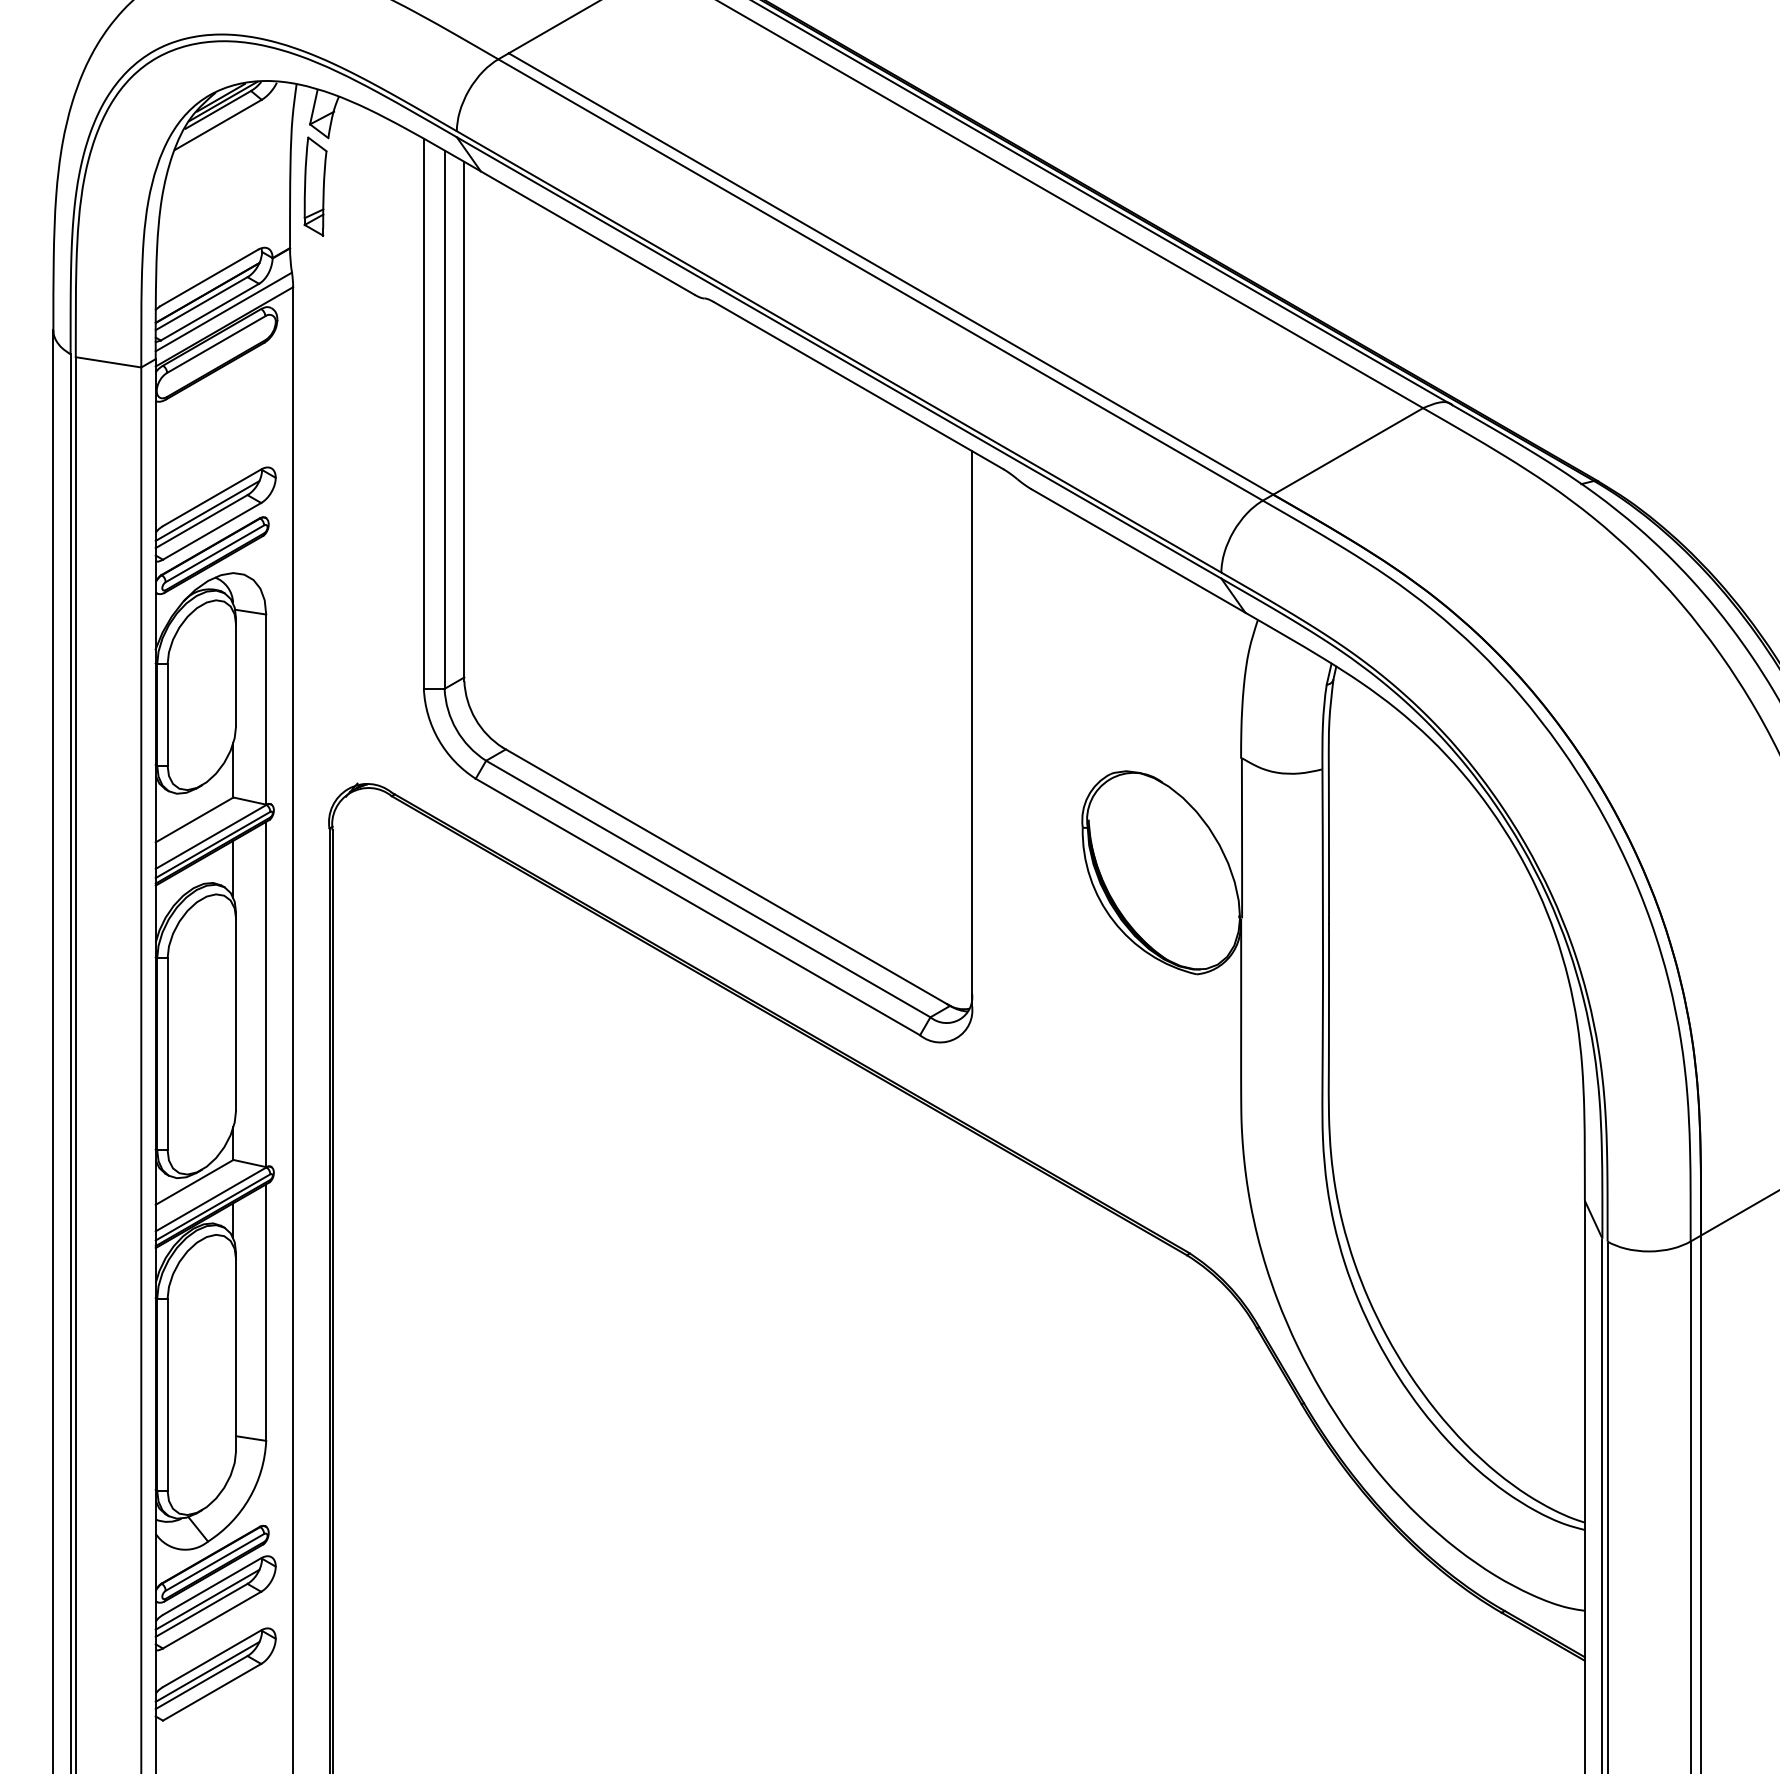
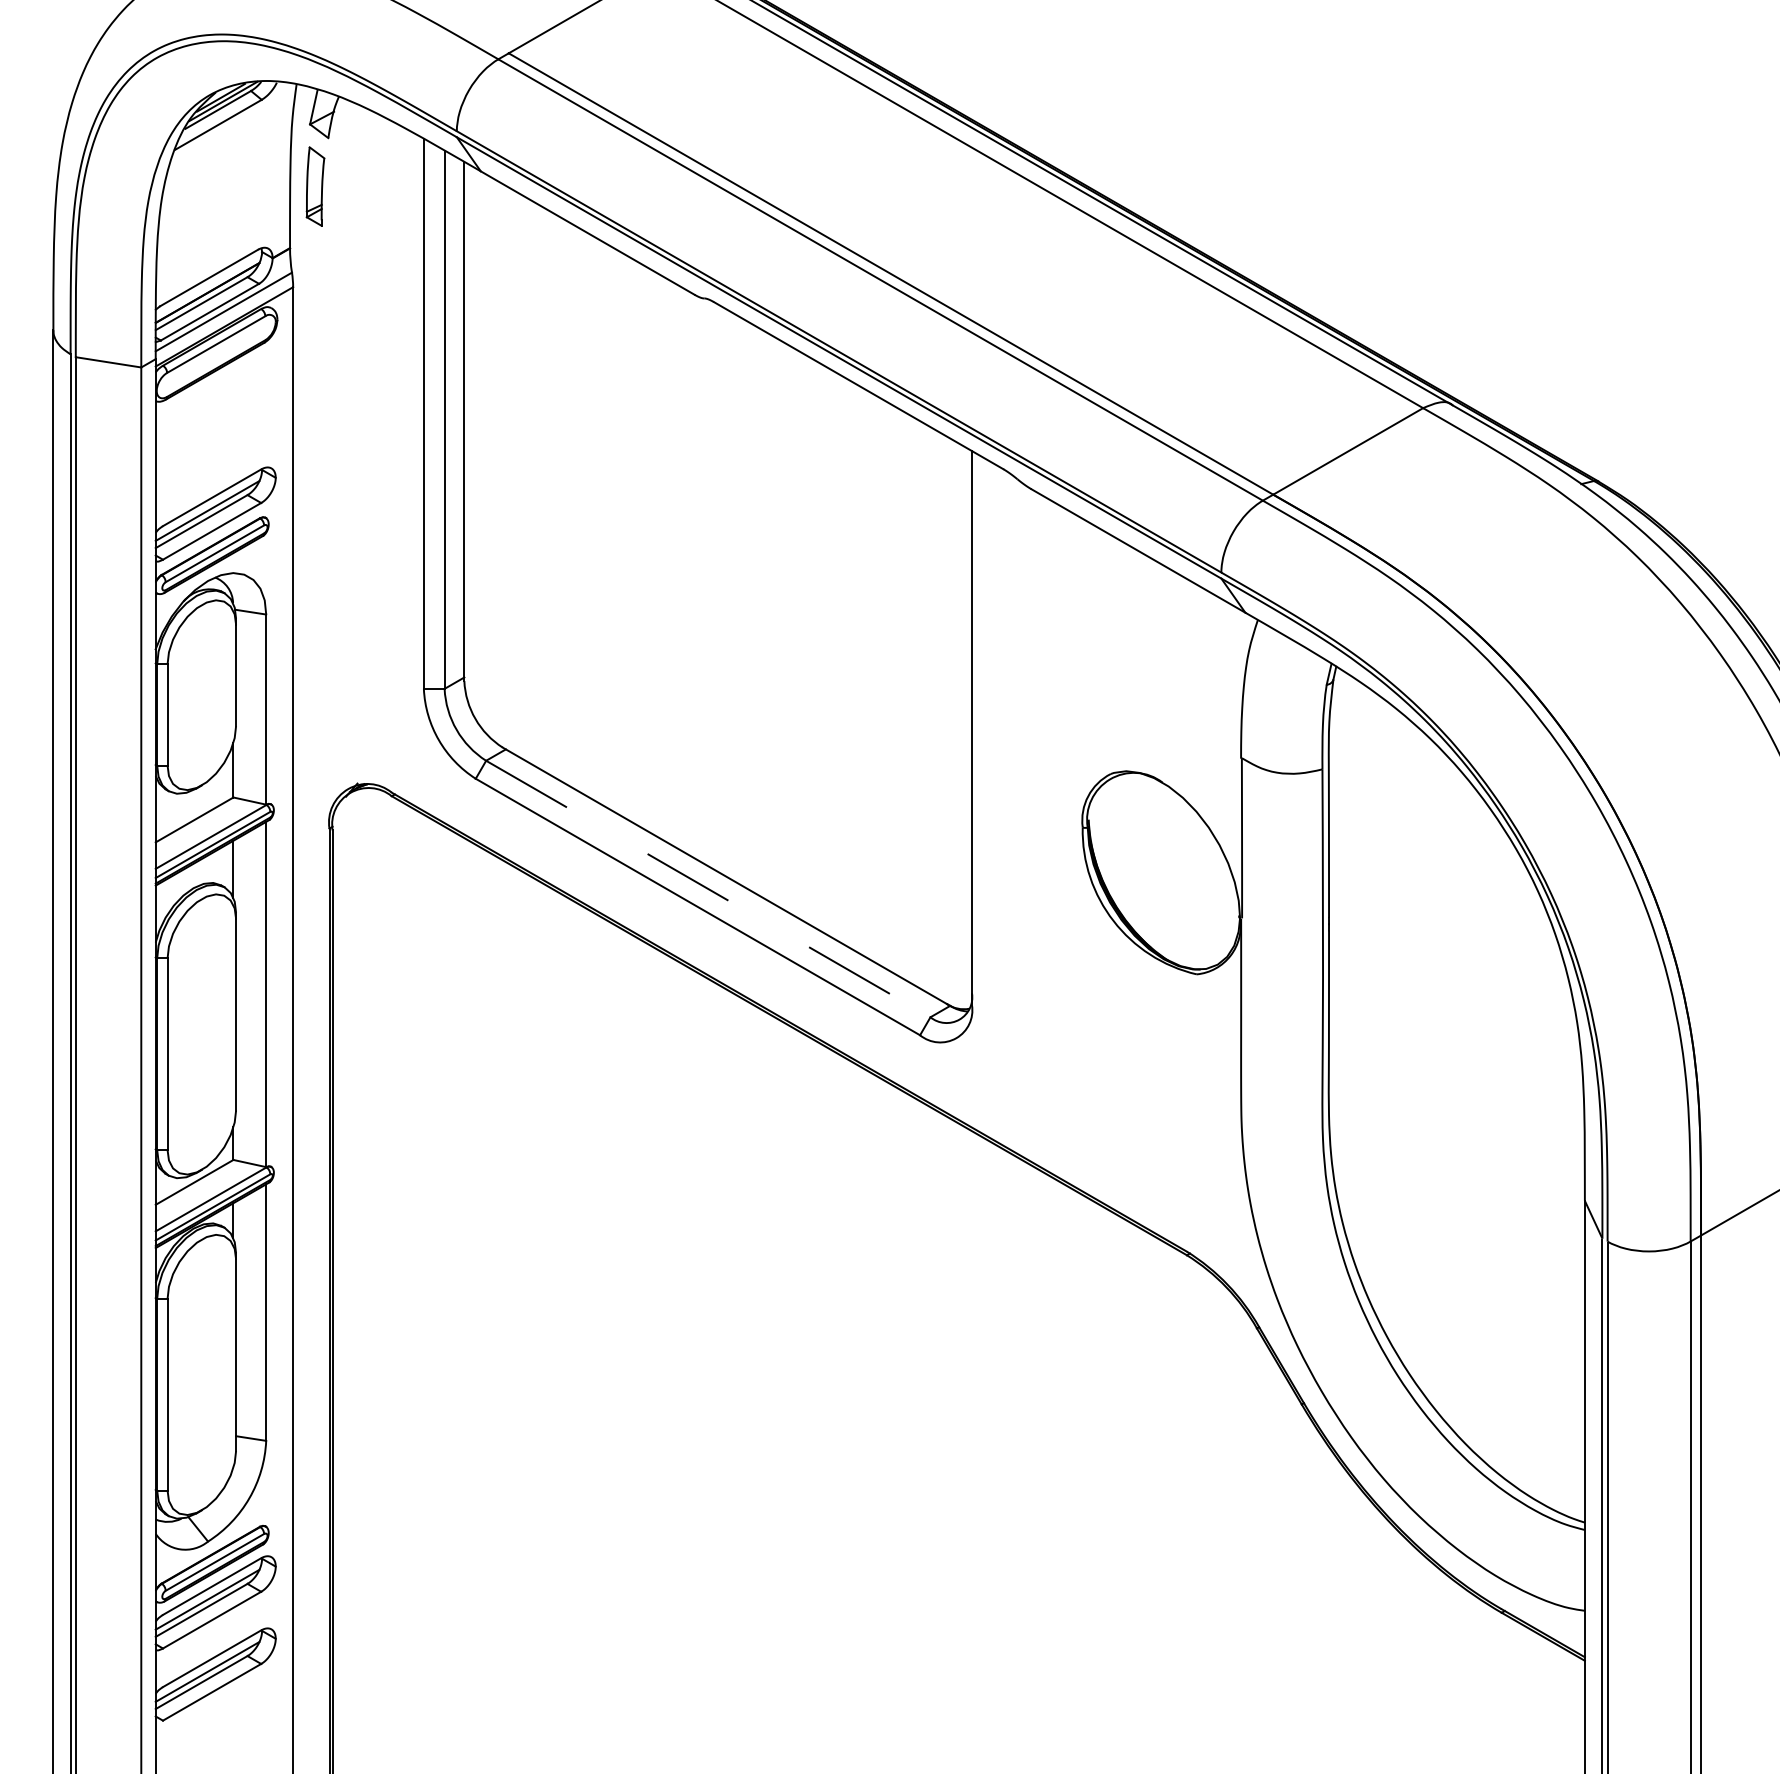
part size: 25x101 px -> 21x81 px (315, 186)
line: solid -> dashed (708, 889)
